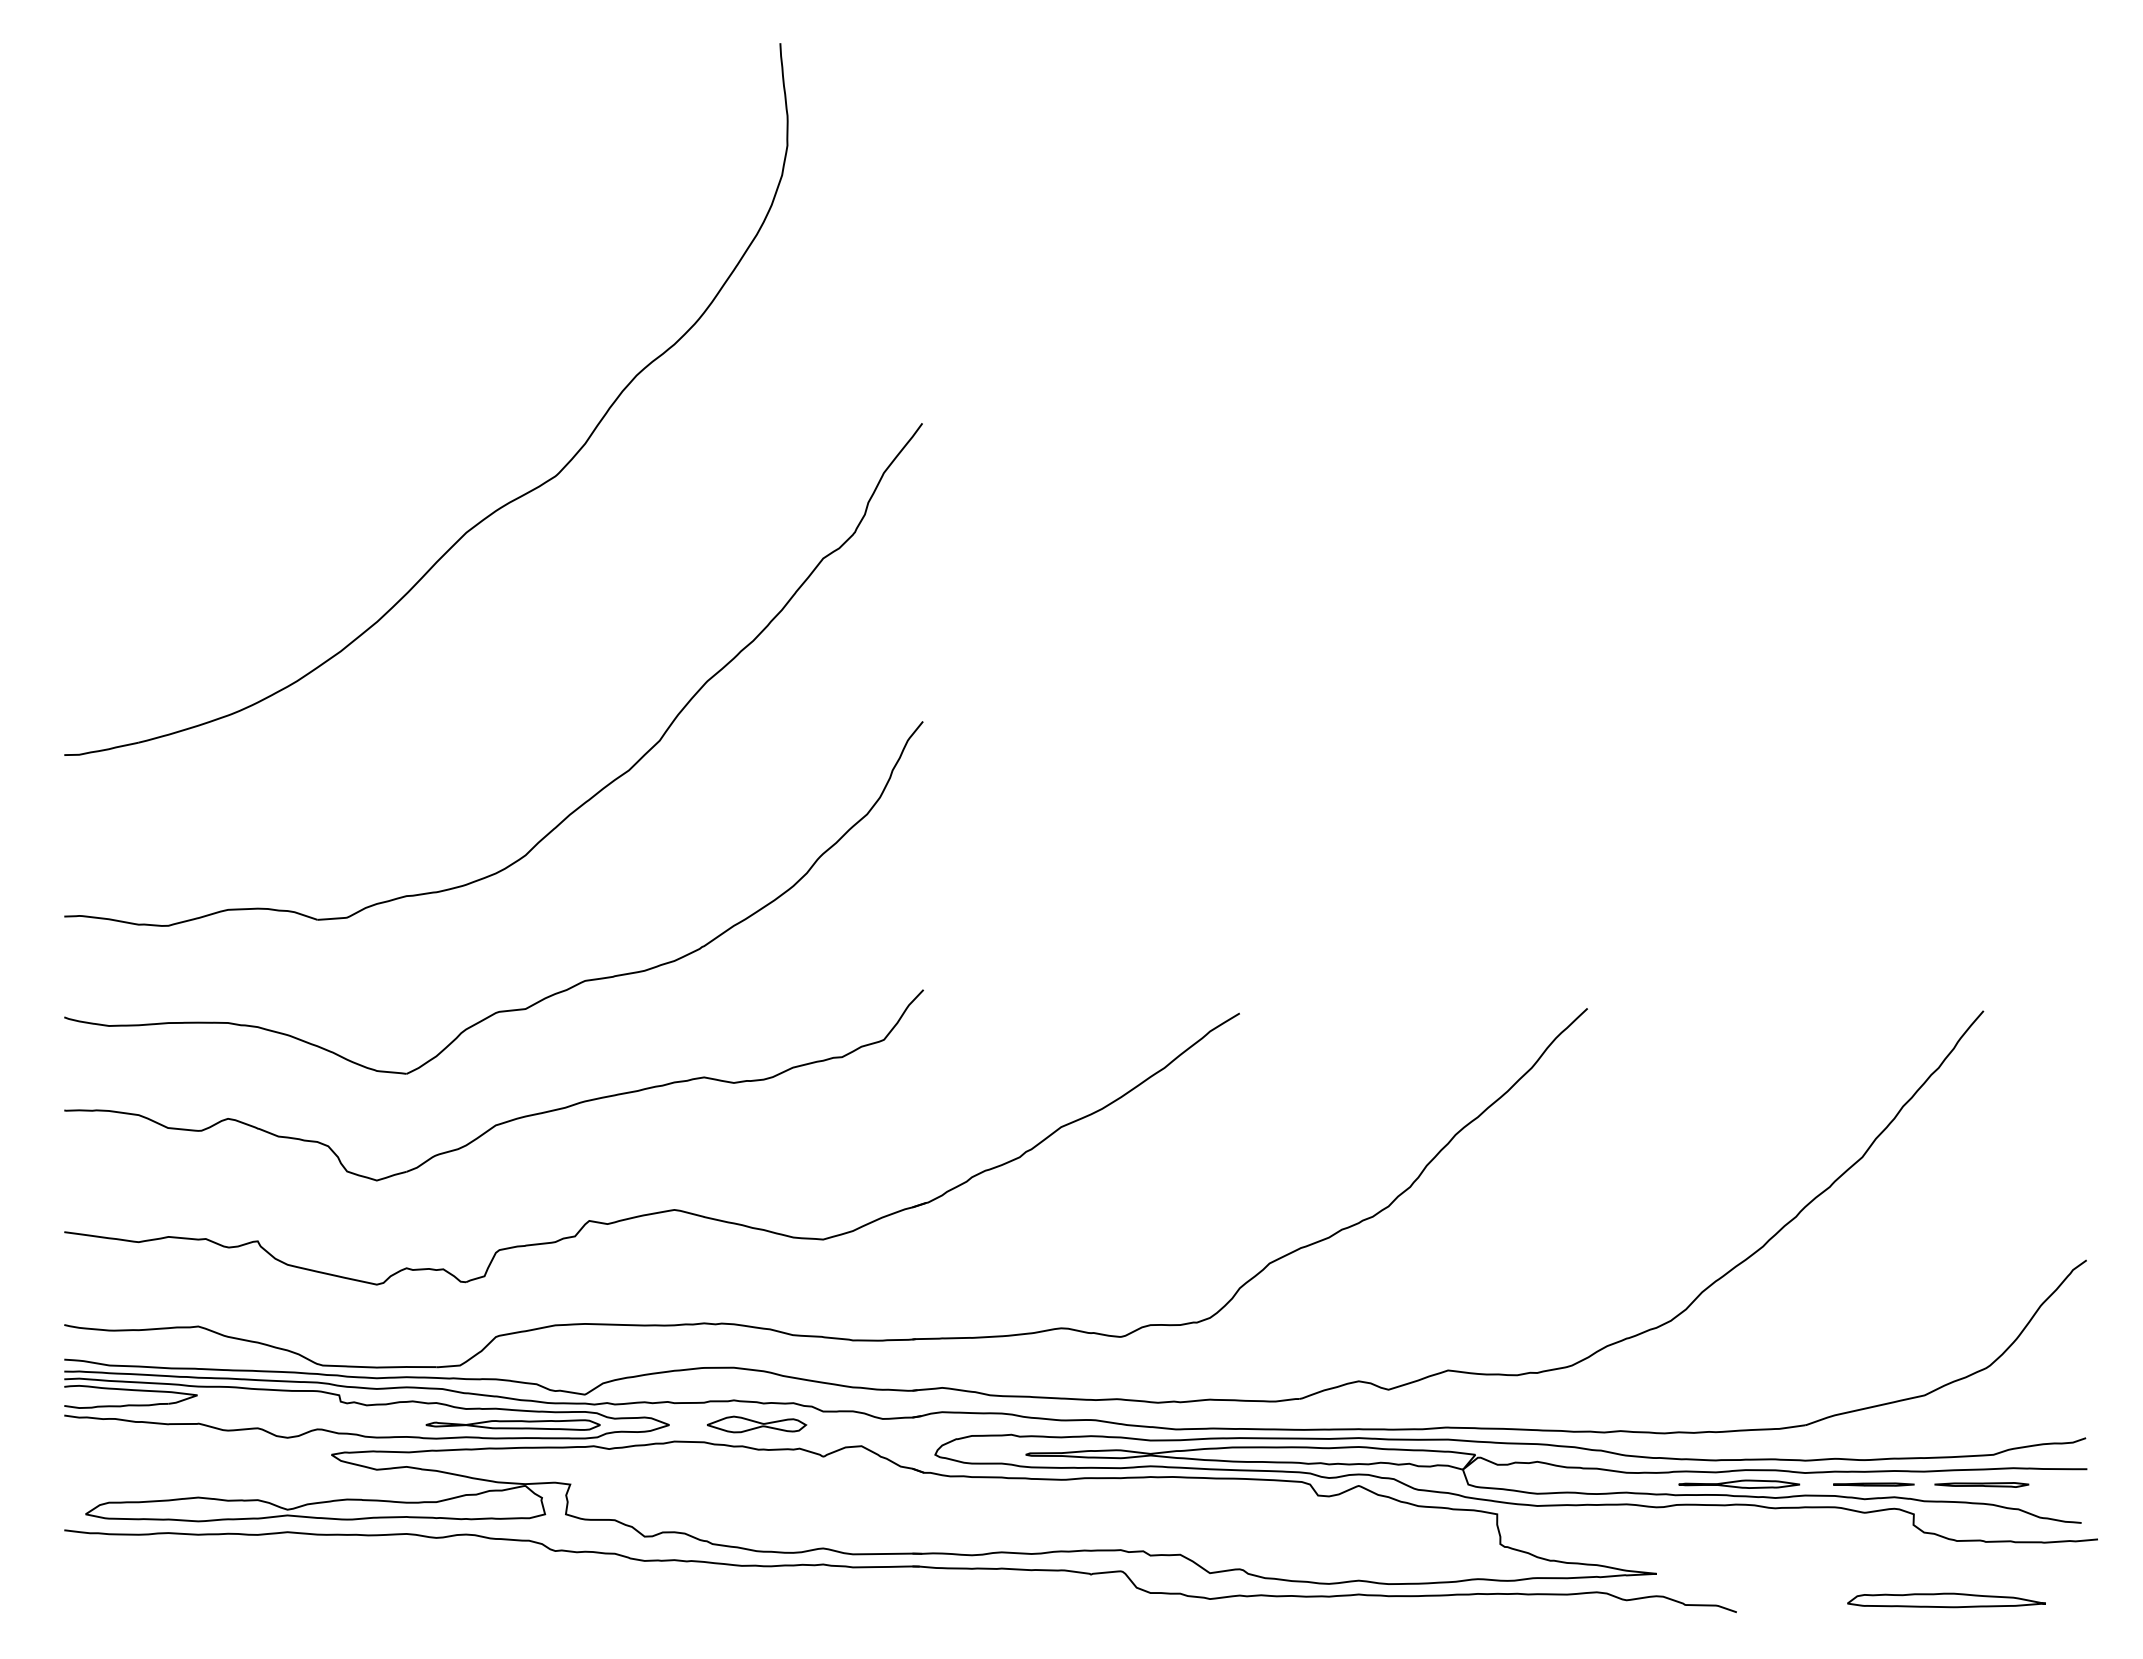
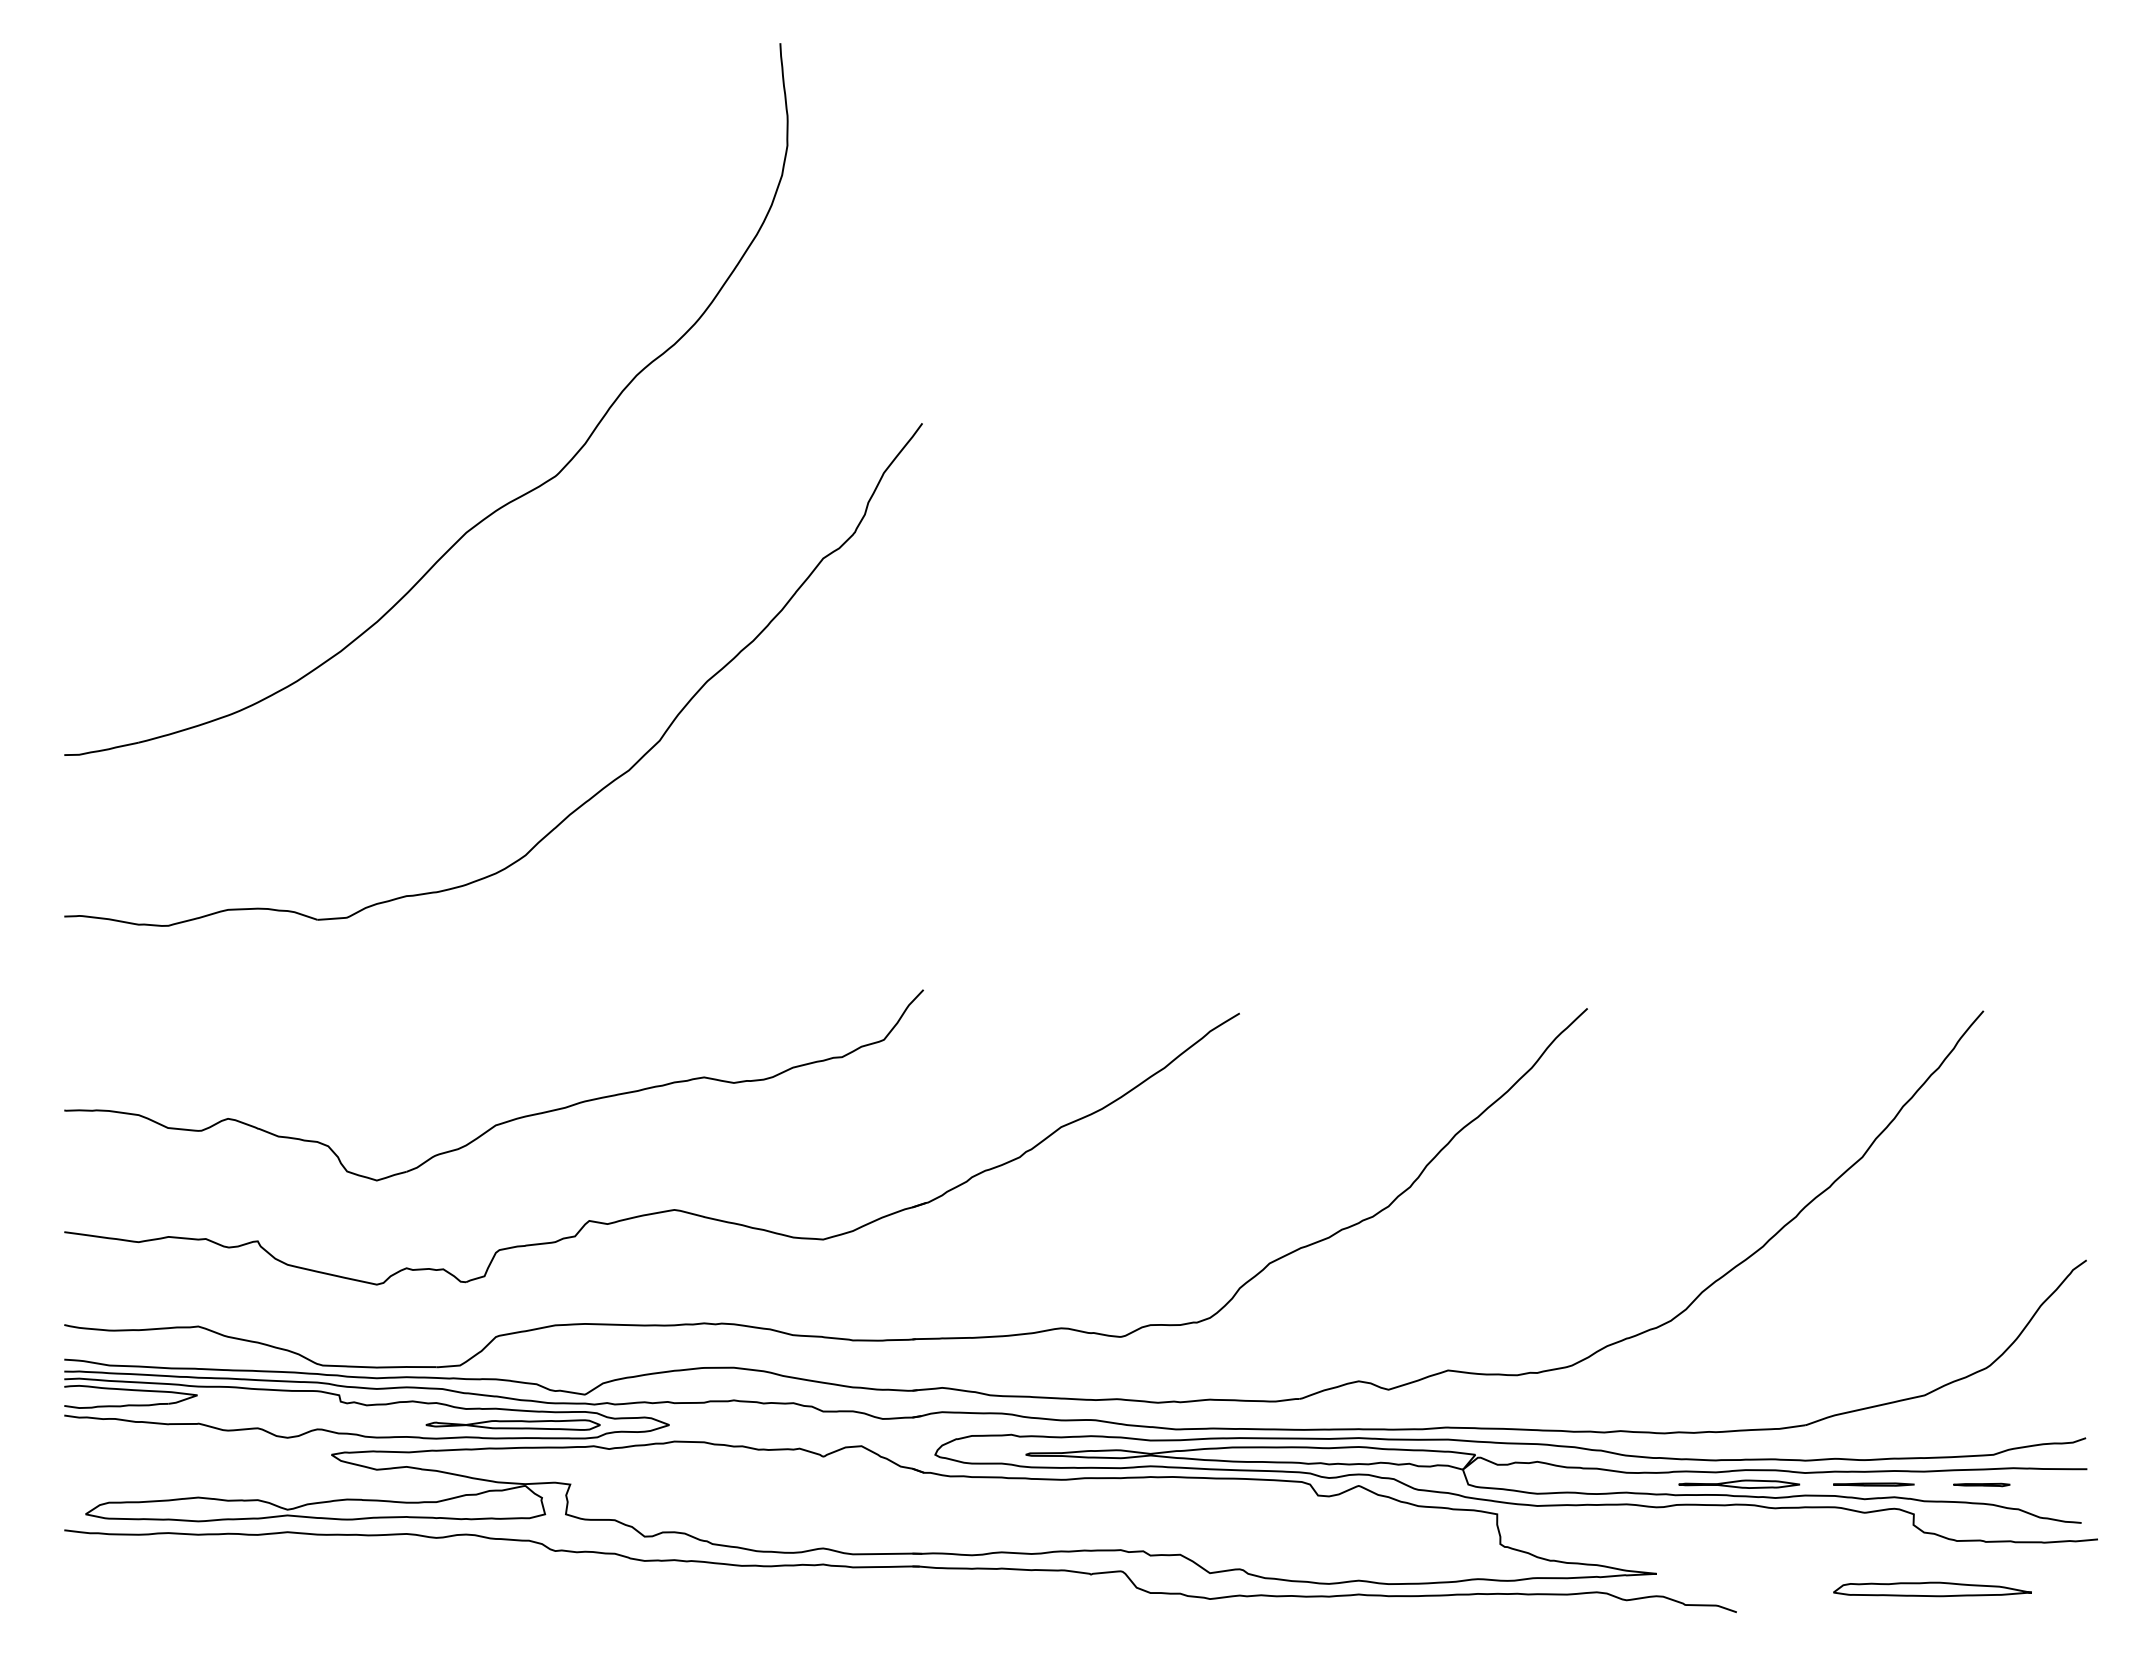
part: present -> none (544, 997)
part: present -> none (757, 1424)
part size: 96x6 px -> 58x6 px (1981, 1484)
part position: (1946, 1600) -> (1932, 1589) (1932, 1589)
